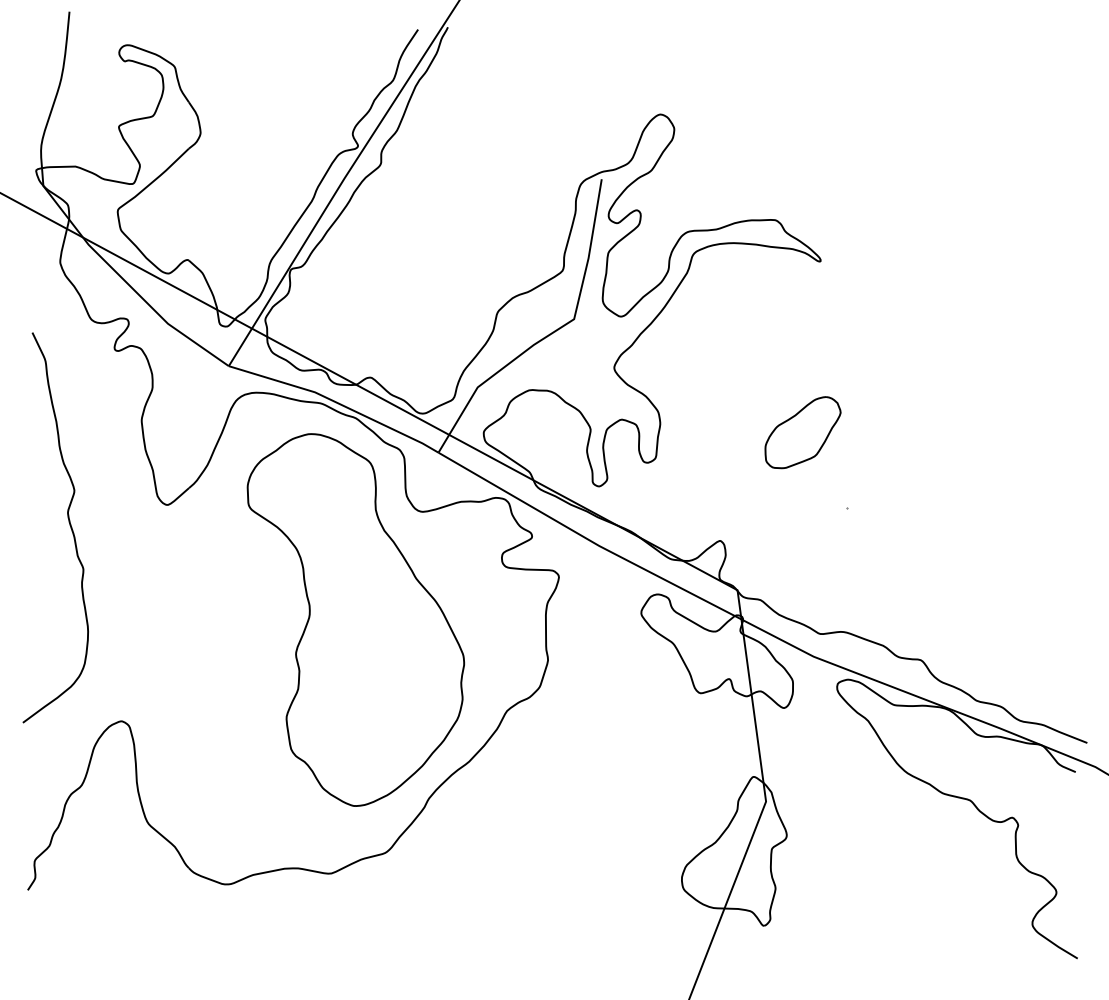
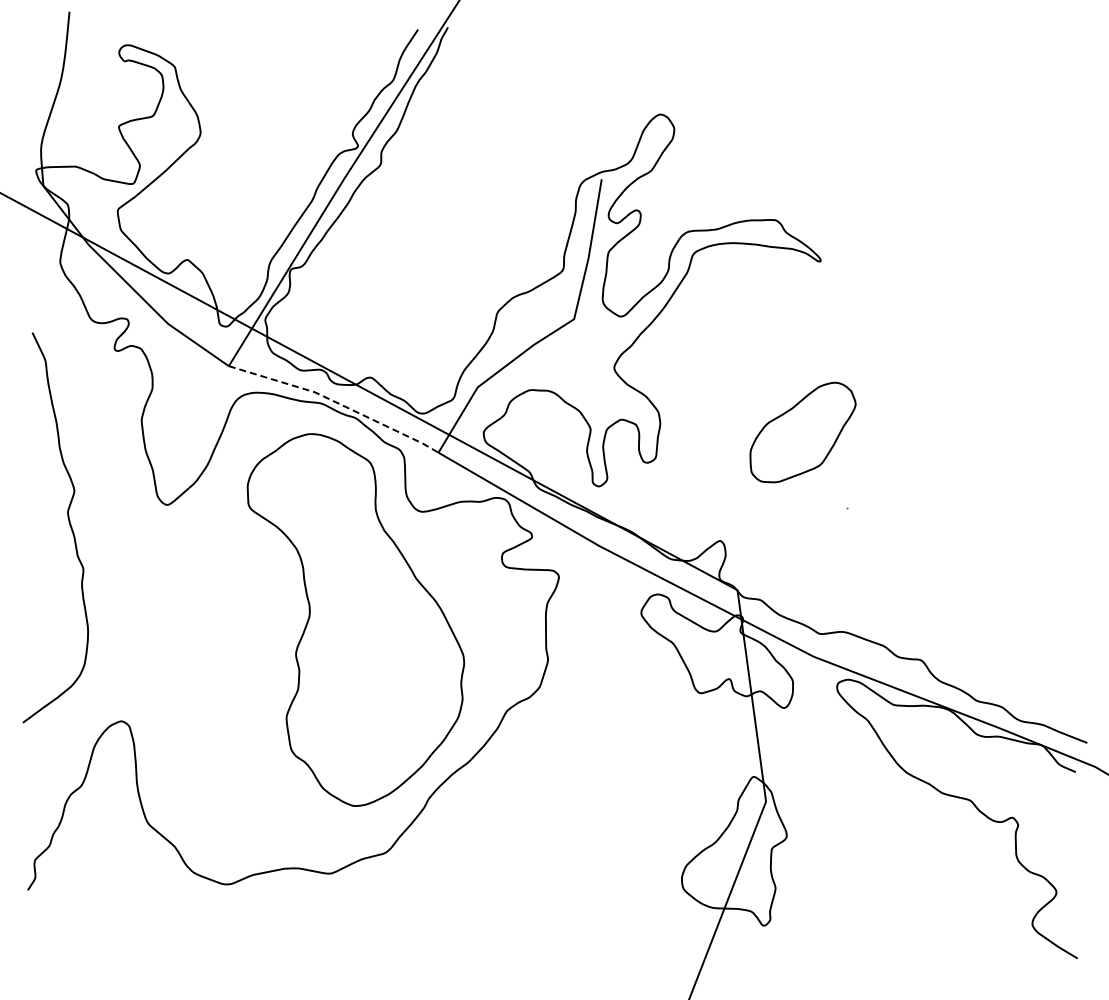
line: solid -> dashed (336, 402)
part size: 78x74 px -> 108x103 px (802, 432)
